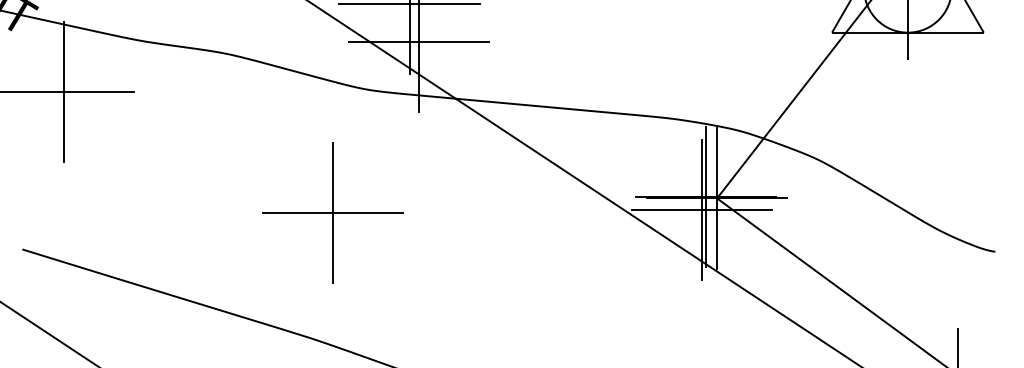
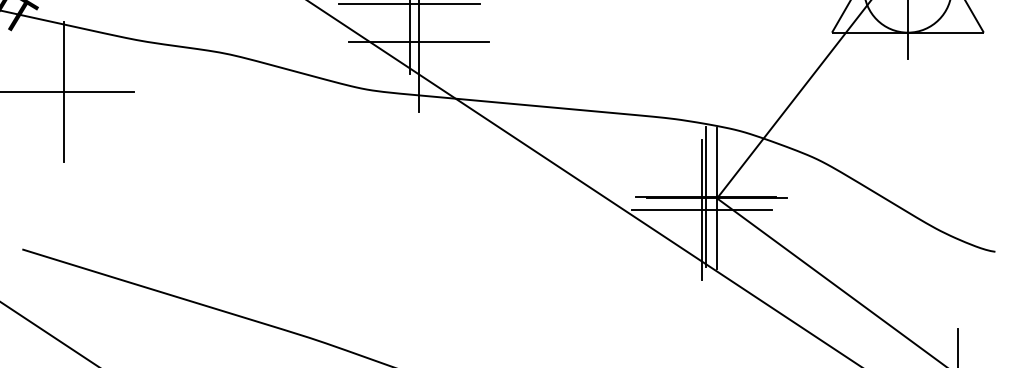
part: present -> none (332, 212)
